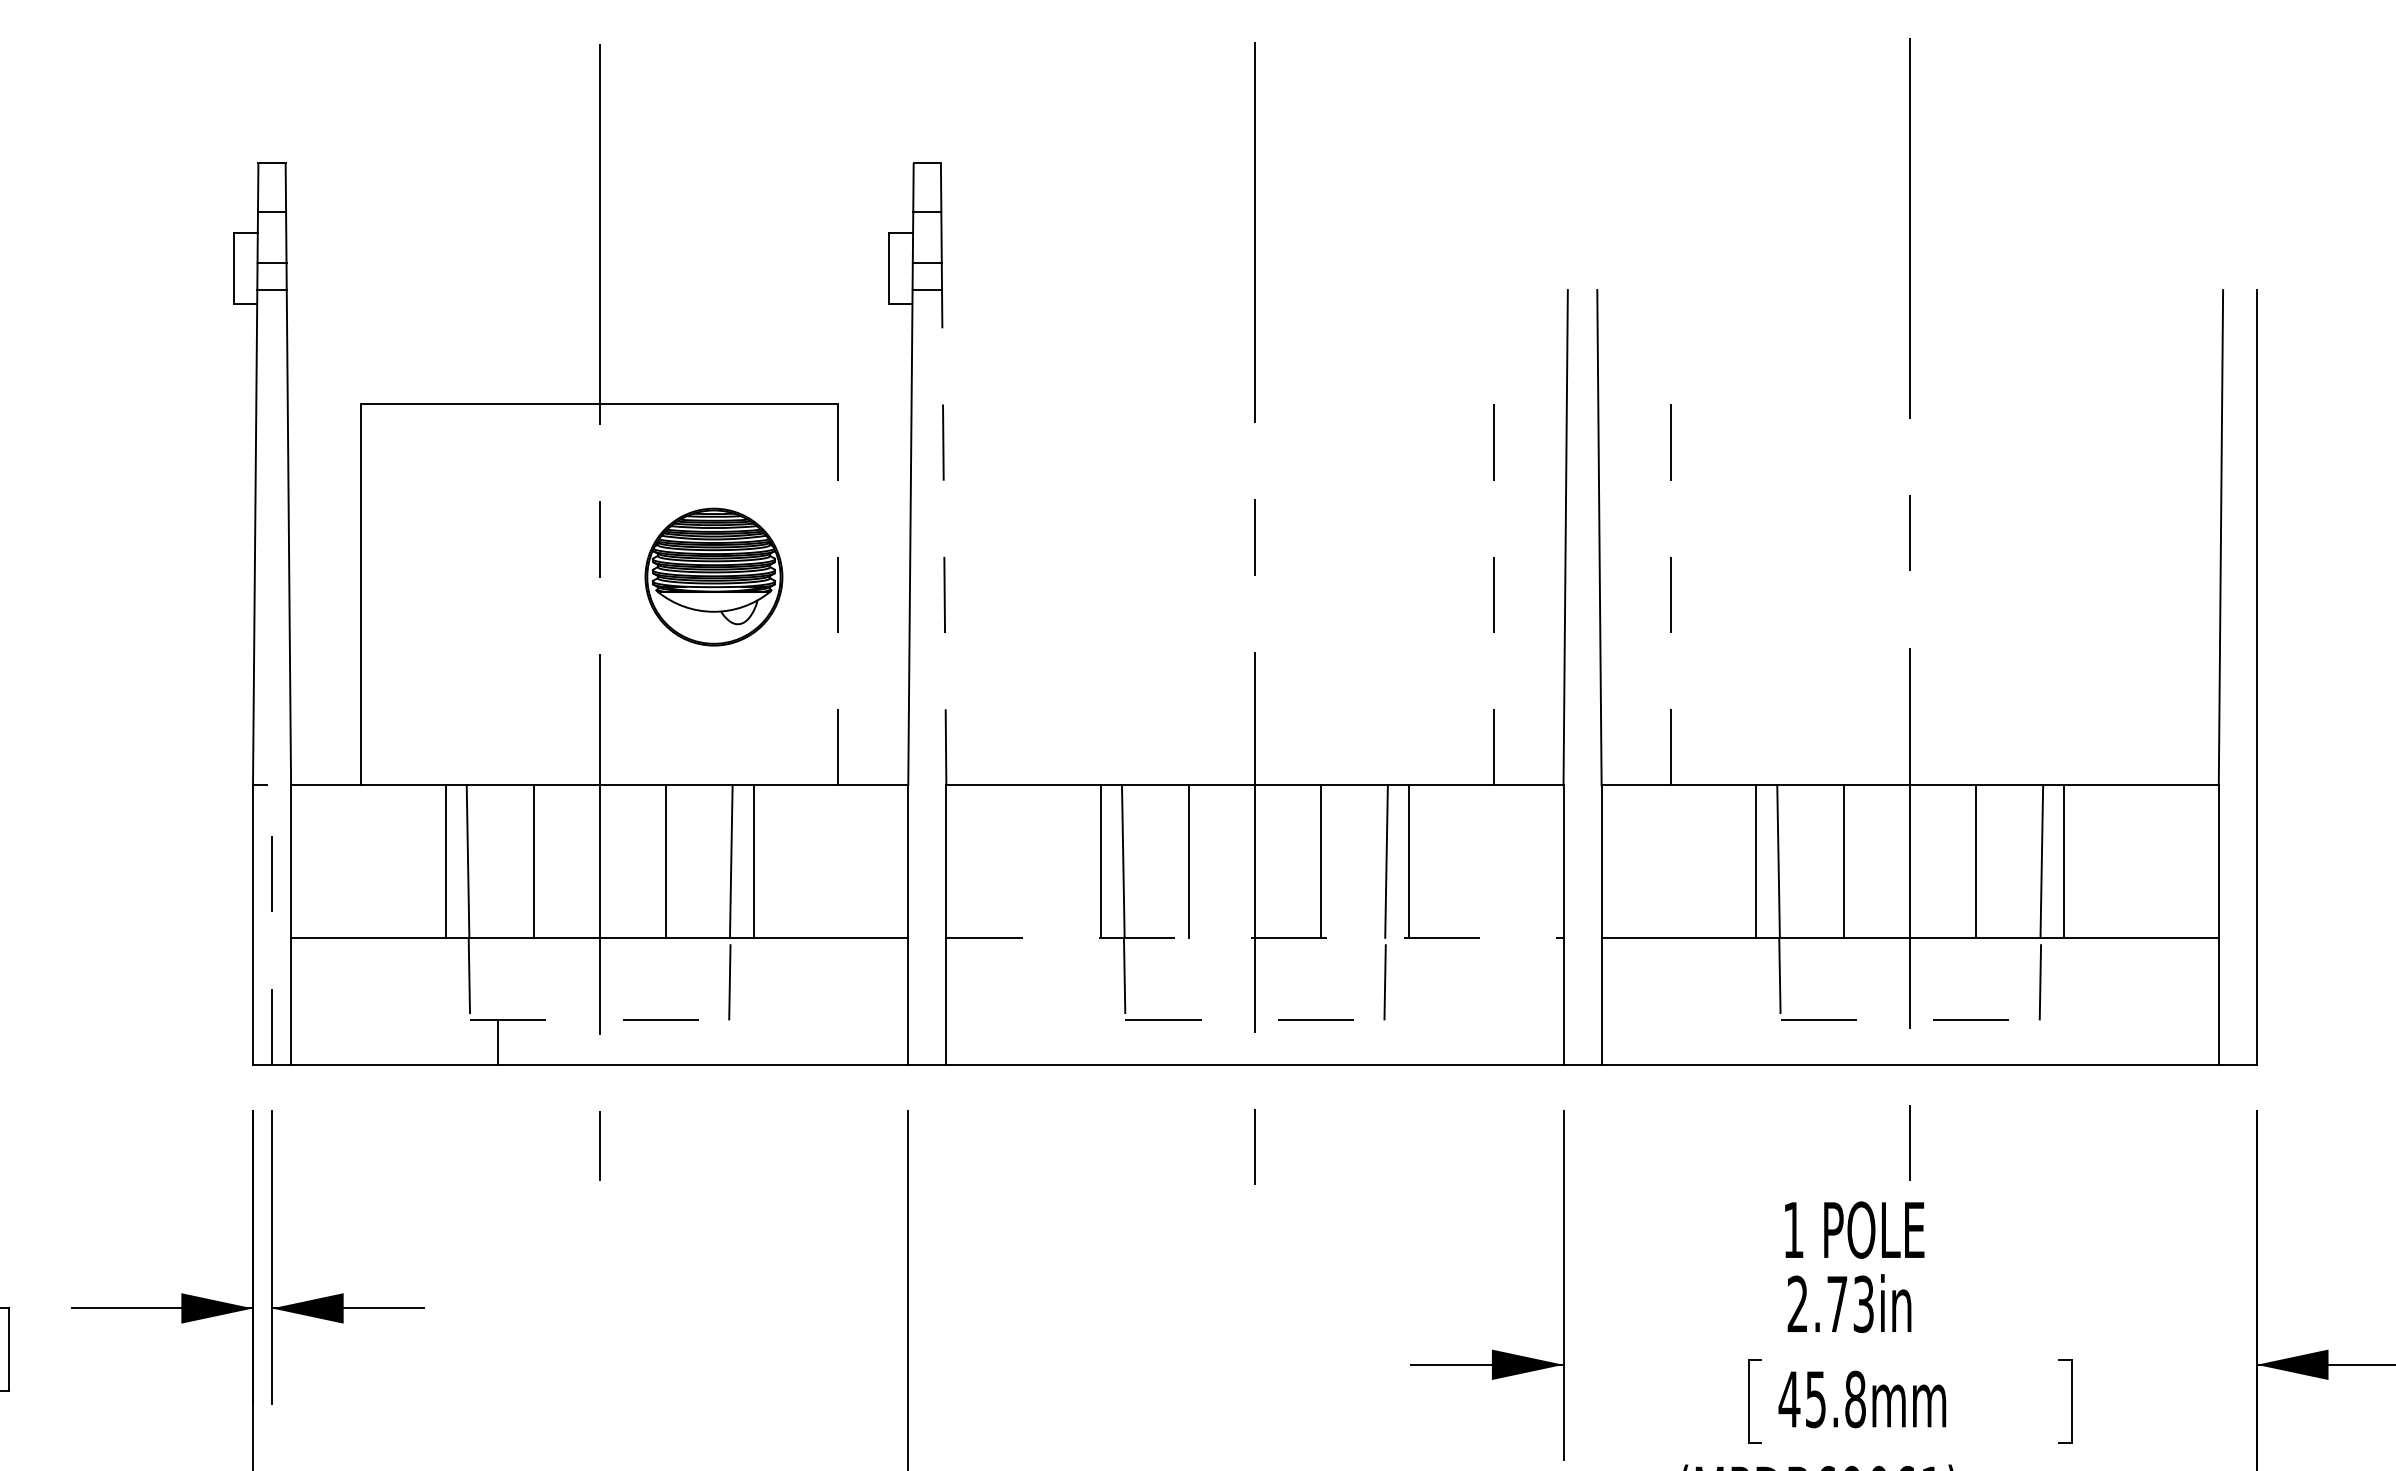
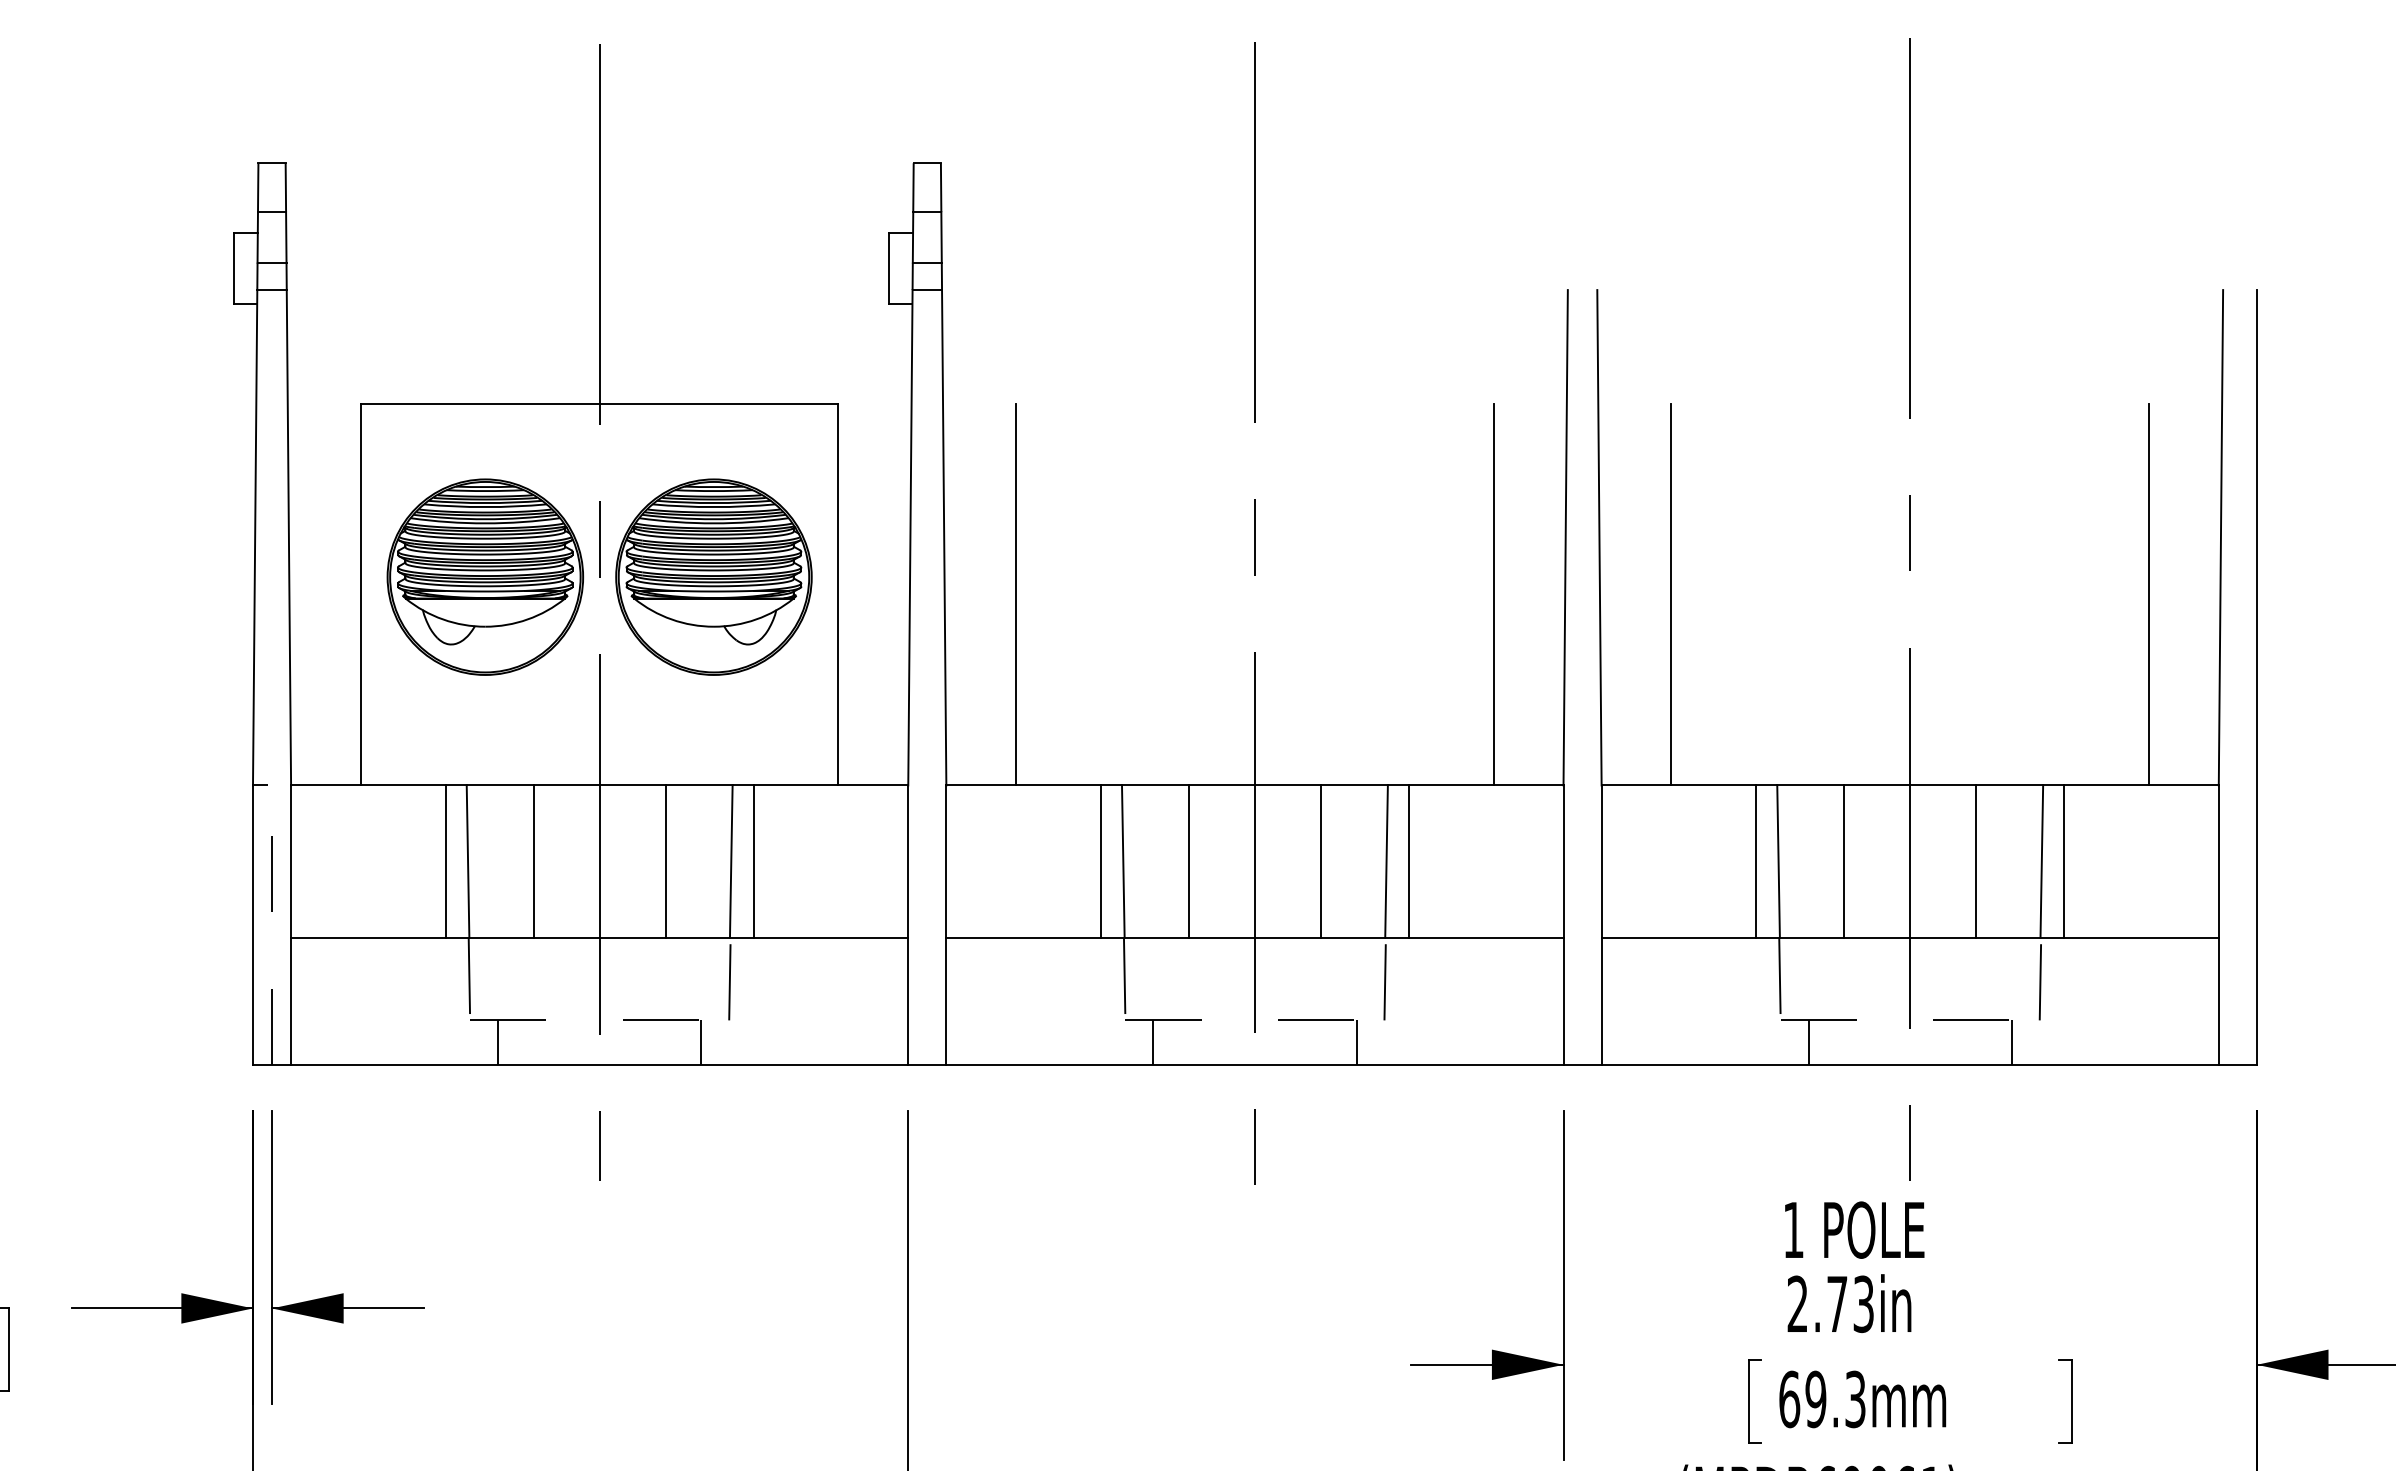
line: dashed -> solid (944, 537)
part: none -> present (485, 576)
part size: 140x140 px -> 198x198 px (713, 576)
line: none -> present (1016, 594)
line: none -> present (2148, 594)
line: dashed -> solid (838, 595)
line: dashed -> solid (1493, 595)
line: dashed -> solid (1671, 595)
line: dashed -> solid (1254, 937)
line: none -> present (701, 1042)
line: none -> present (1153, 1042)
line: none -> present (1356, 1042)
line: none -> present (1808, 1042)
line: none -> present (2011, 1042)
text: 45.8mm -> 69.3mm (1821, 1399)
